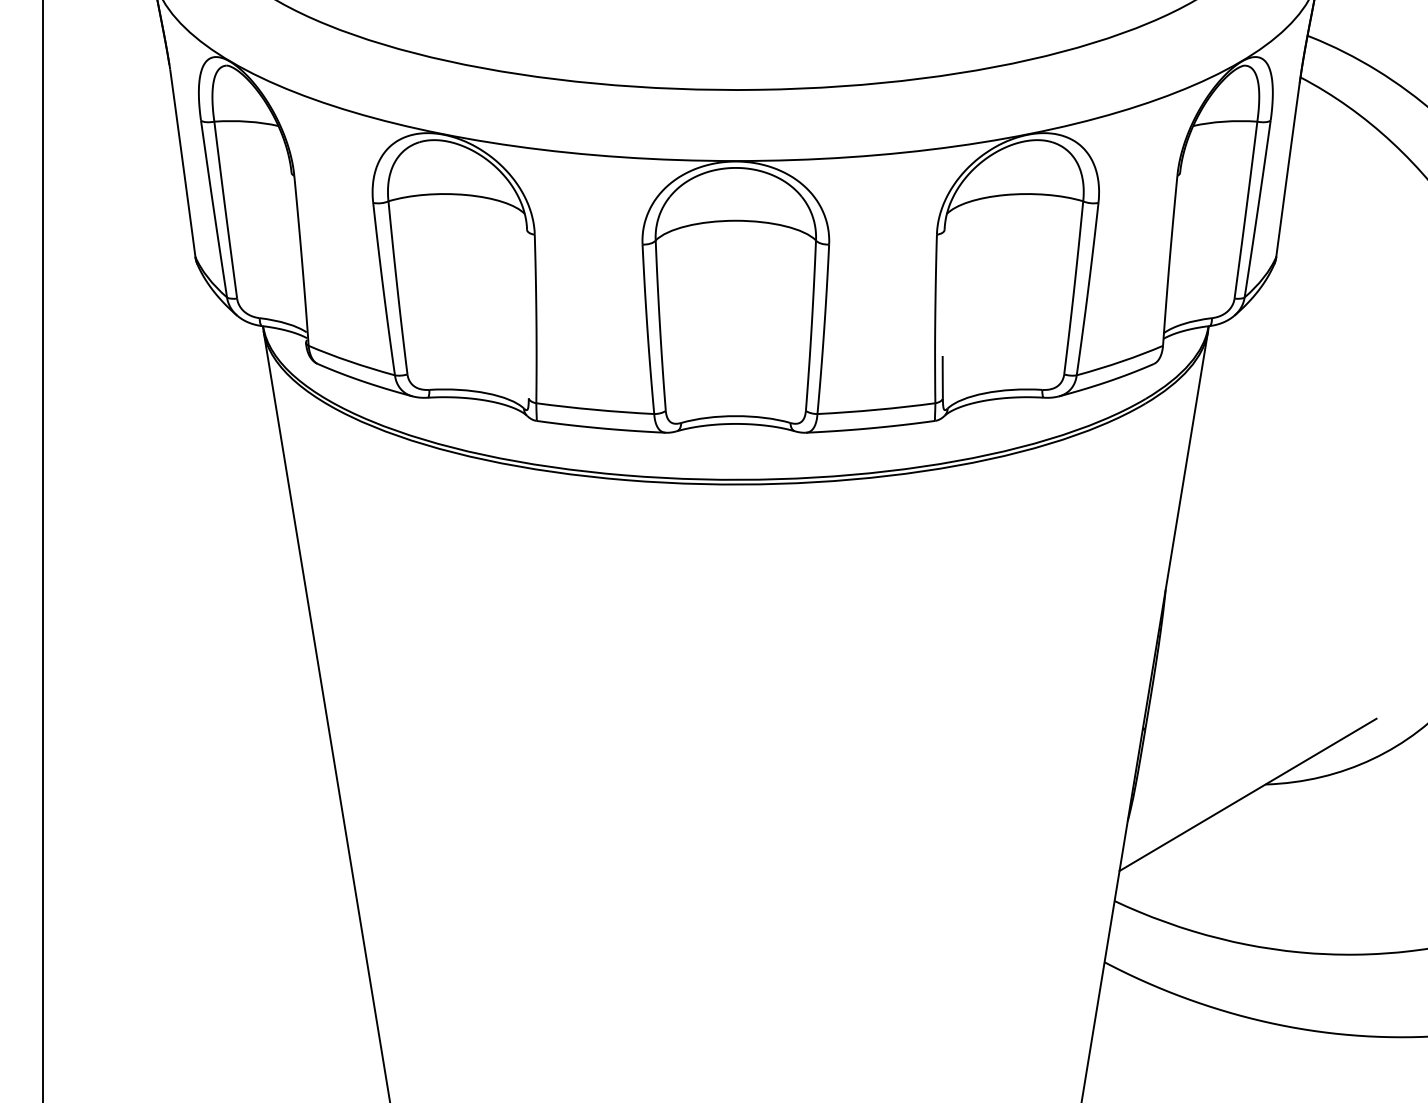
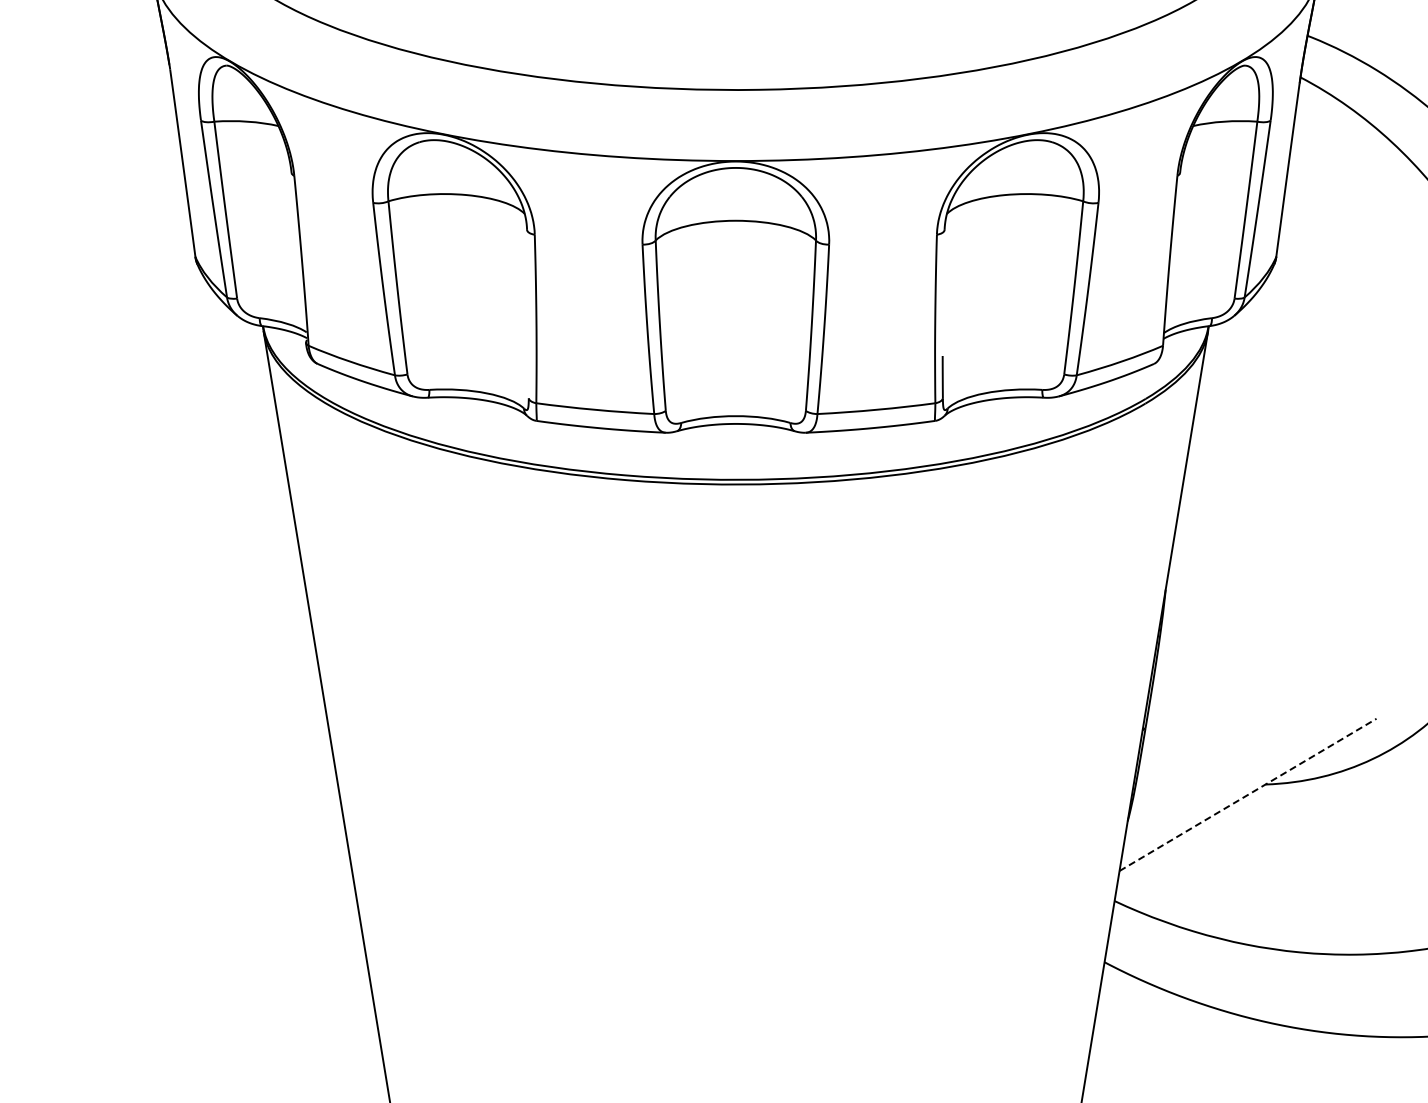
line: present -> none (42, 550)
line: solid -> dashed (1248, 794)
